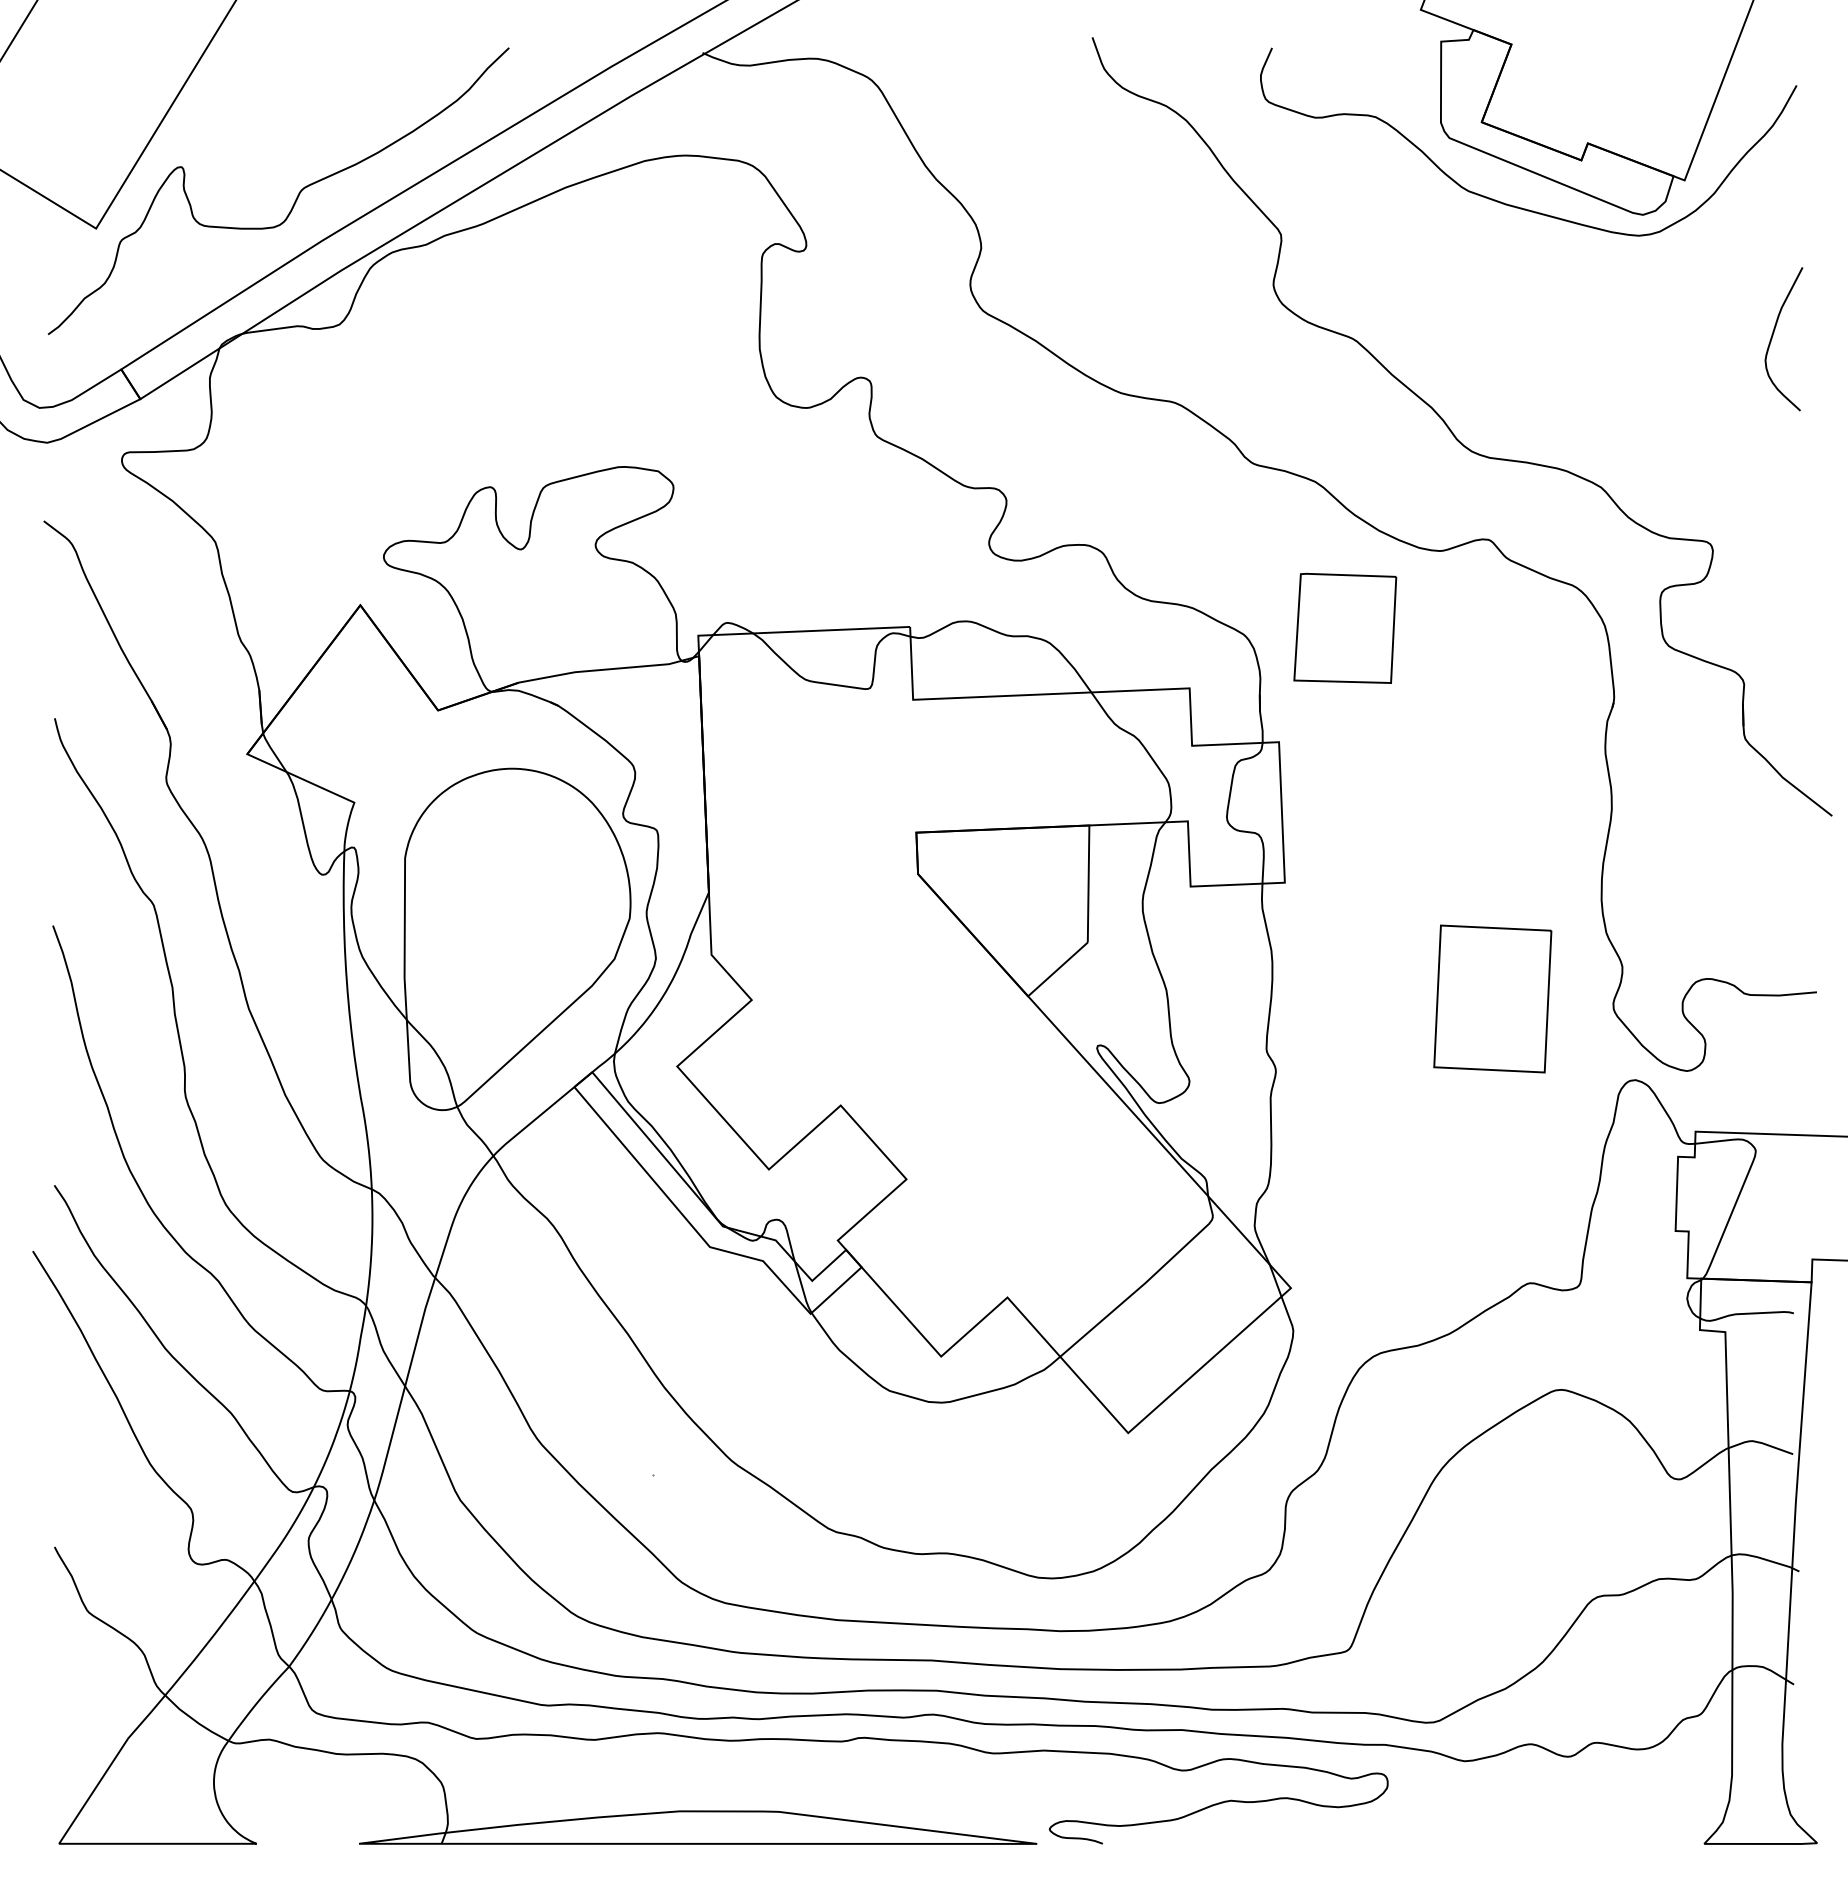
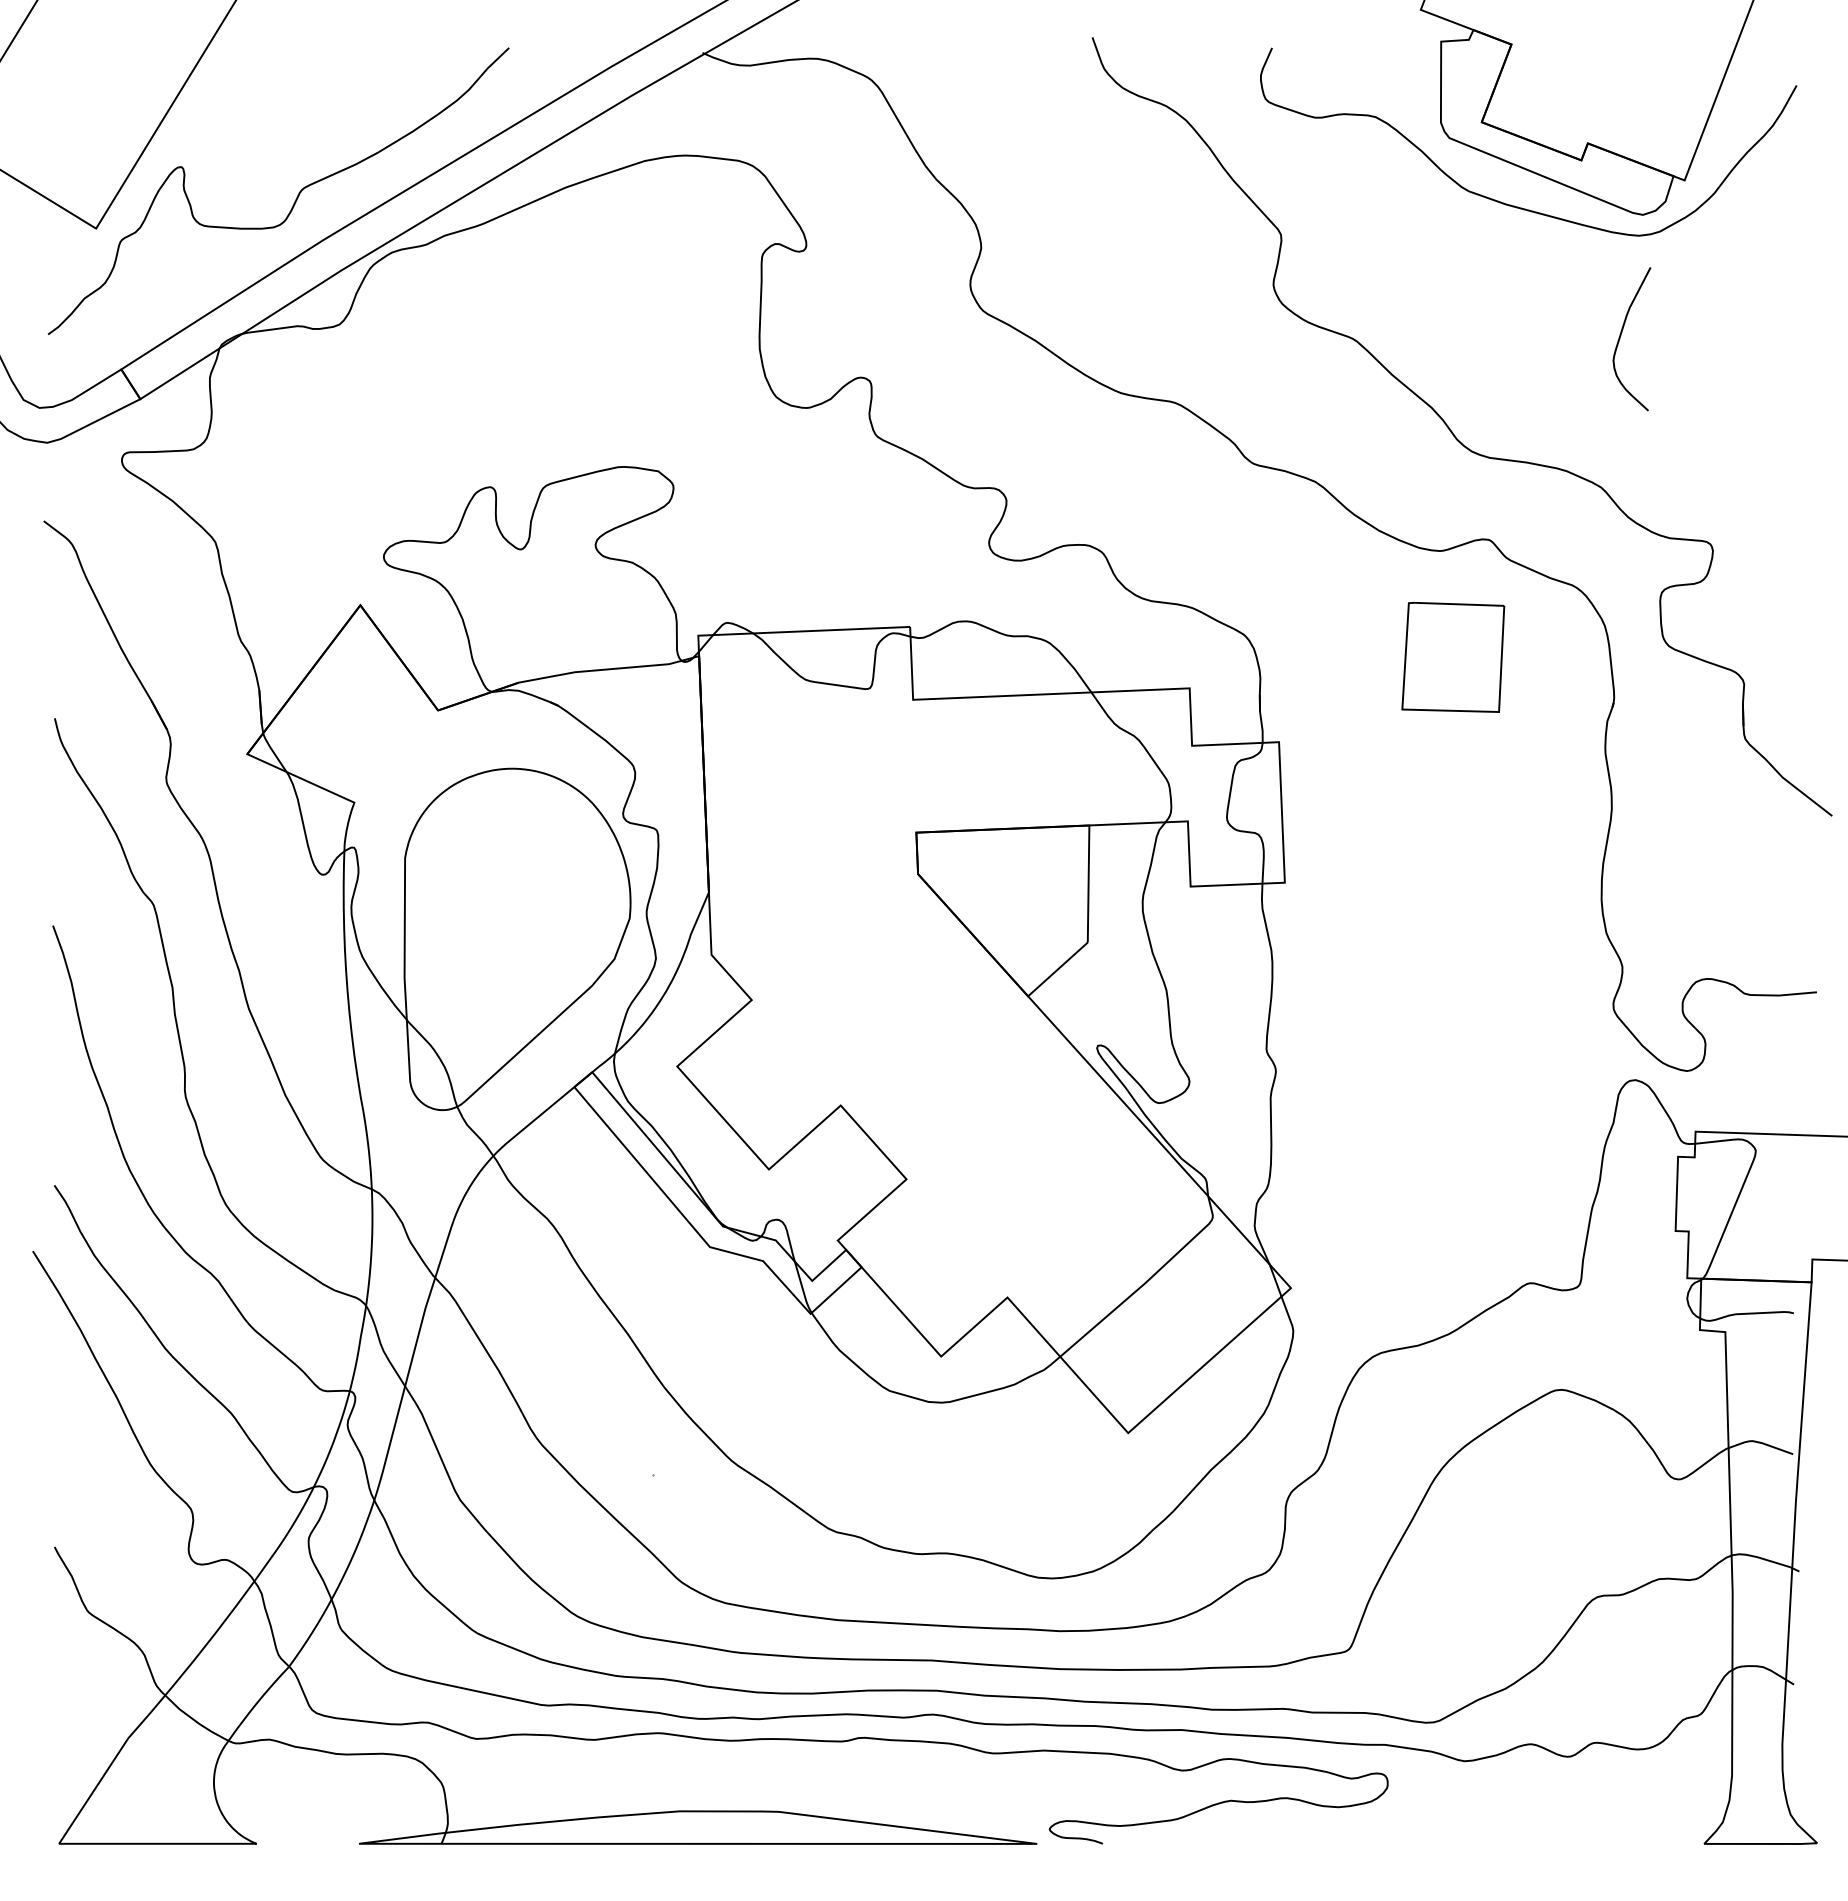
curve position: (1773, 335) -> (1621, 335) (1621, 335)
part position: (1345, 627) -> (1453, 656) (1453, 656)
part: present -> none (1492, 998)
